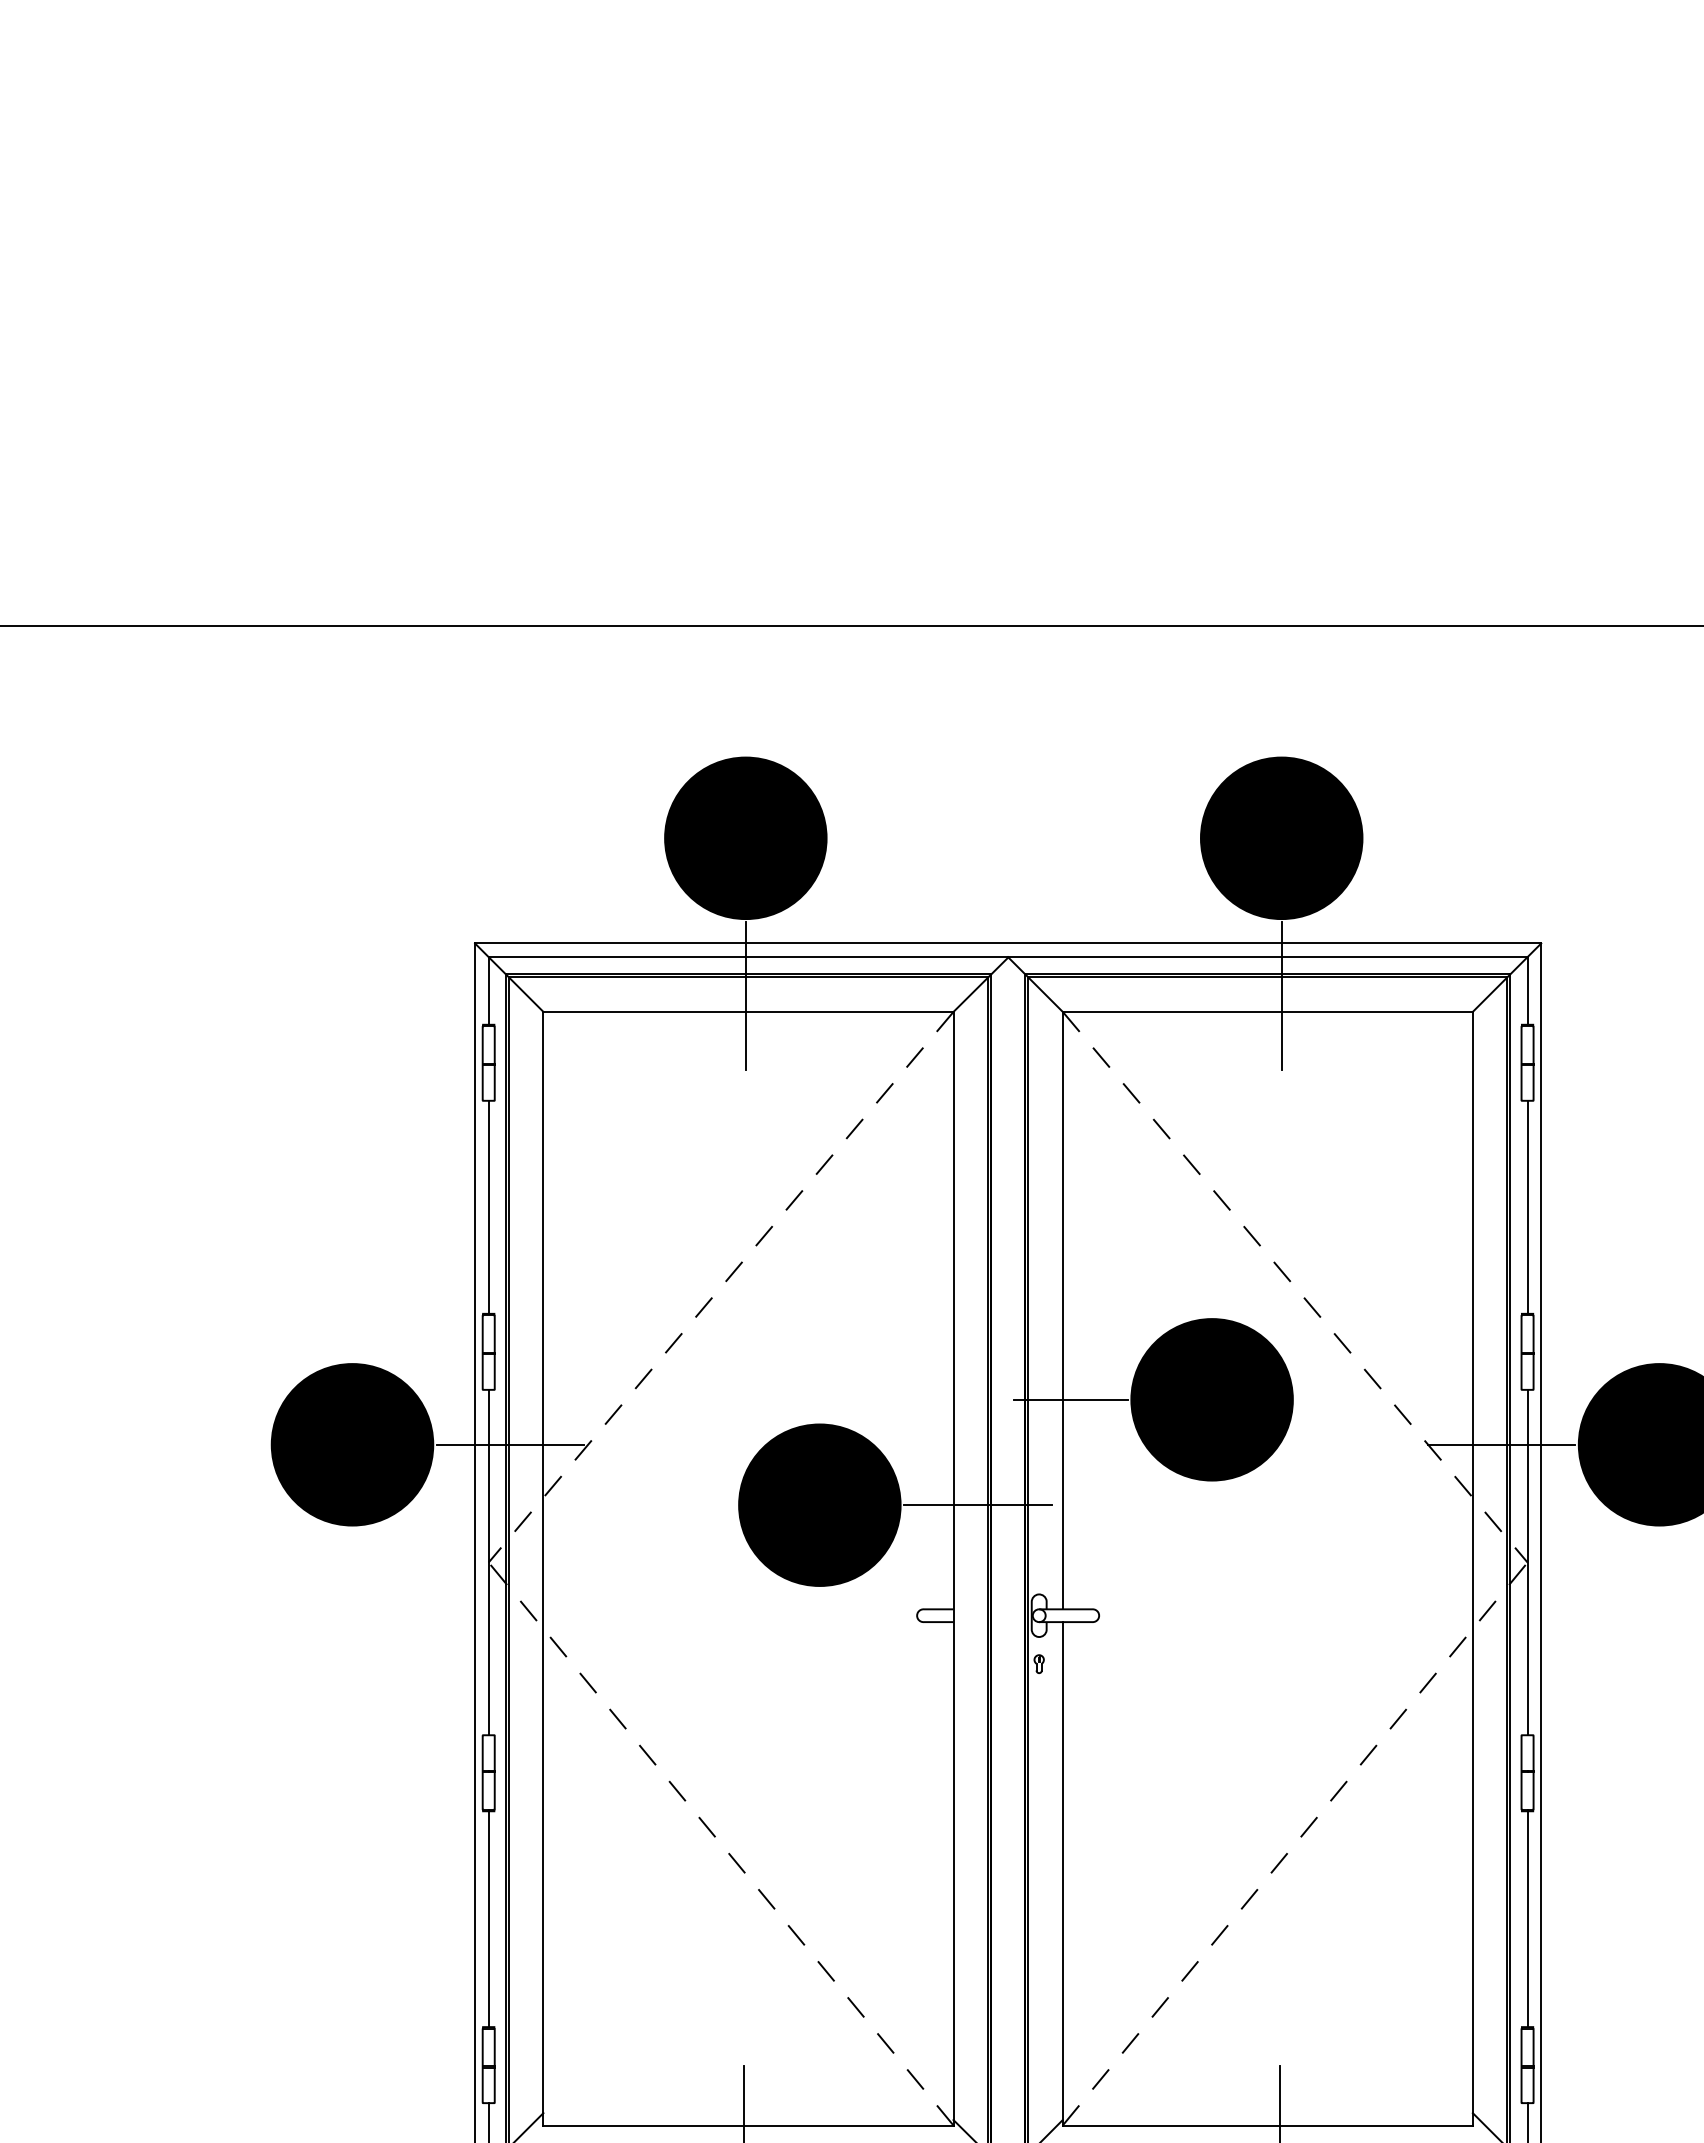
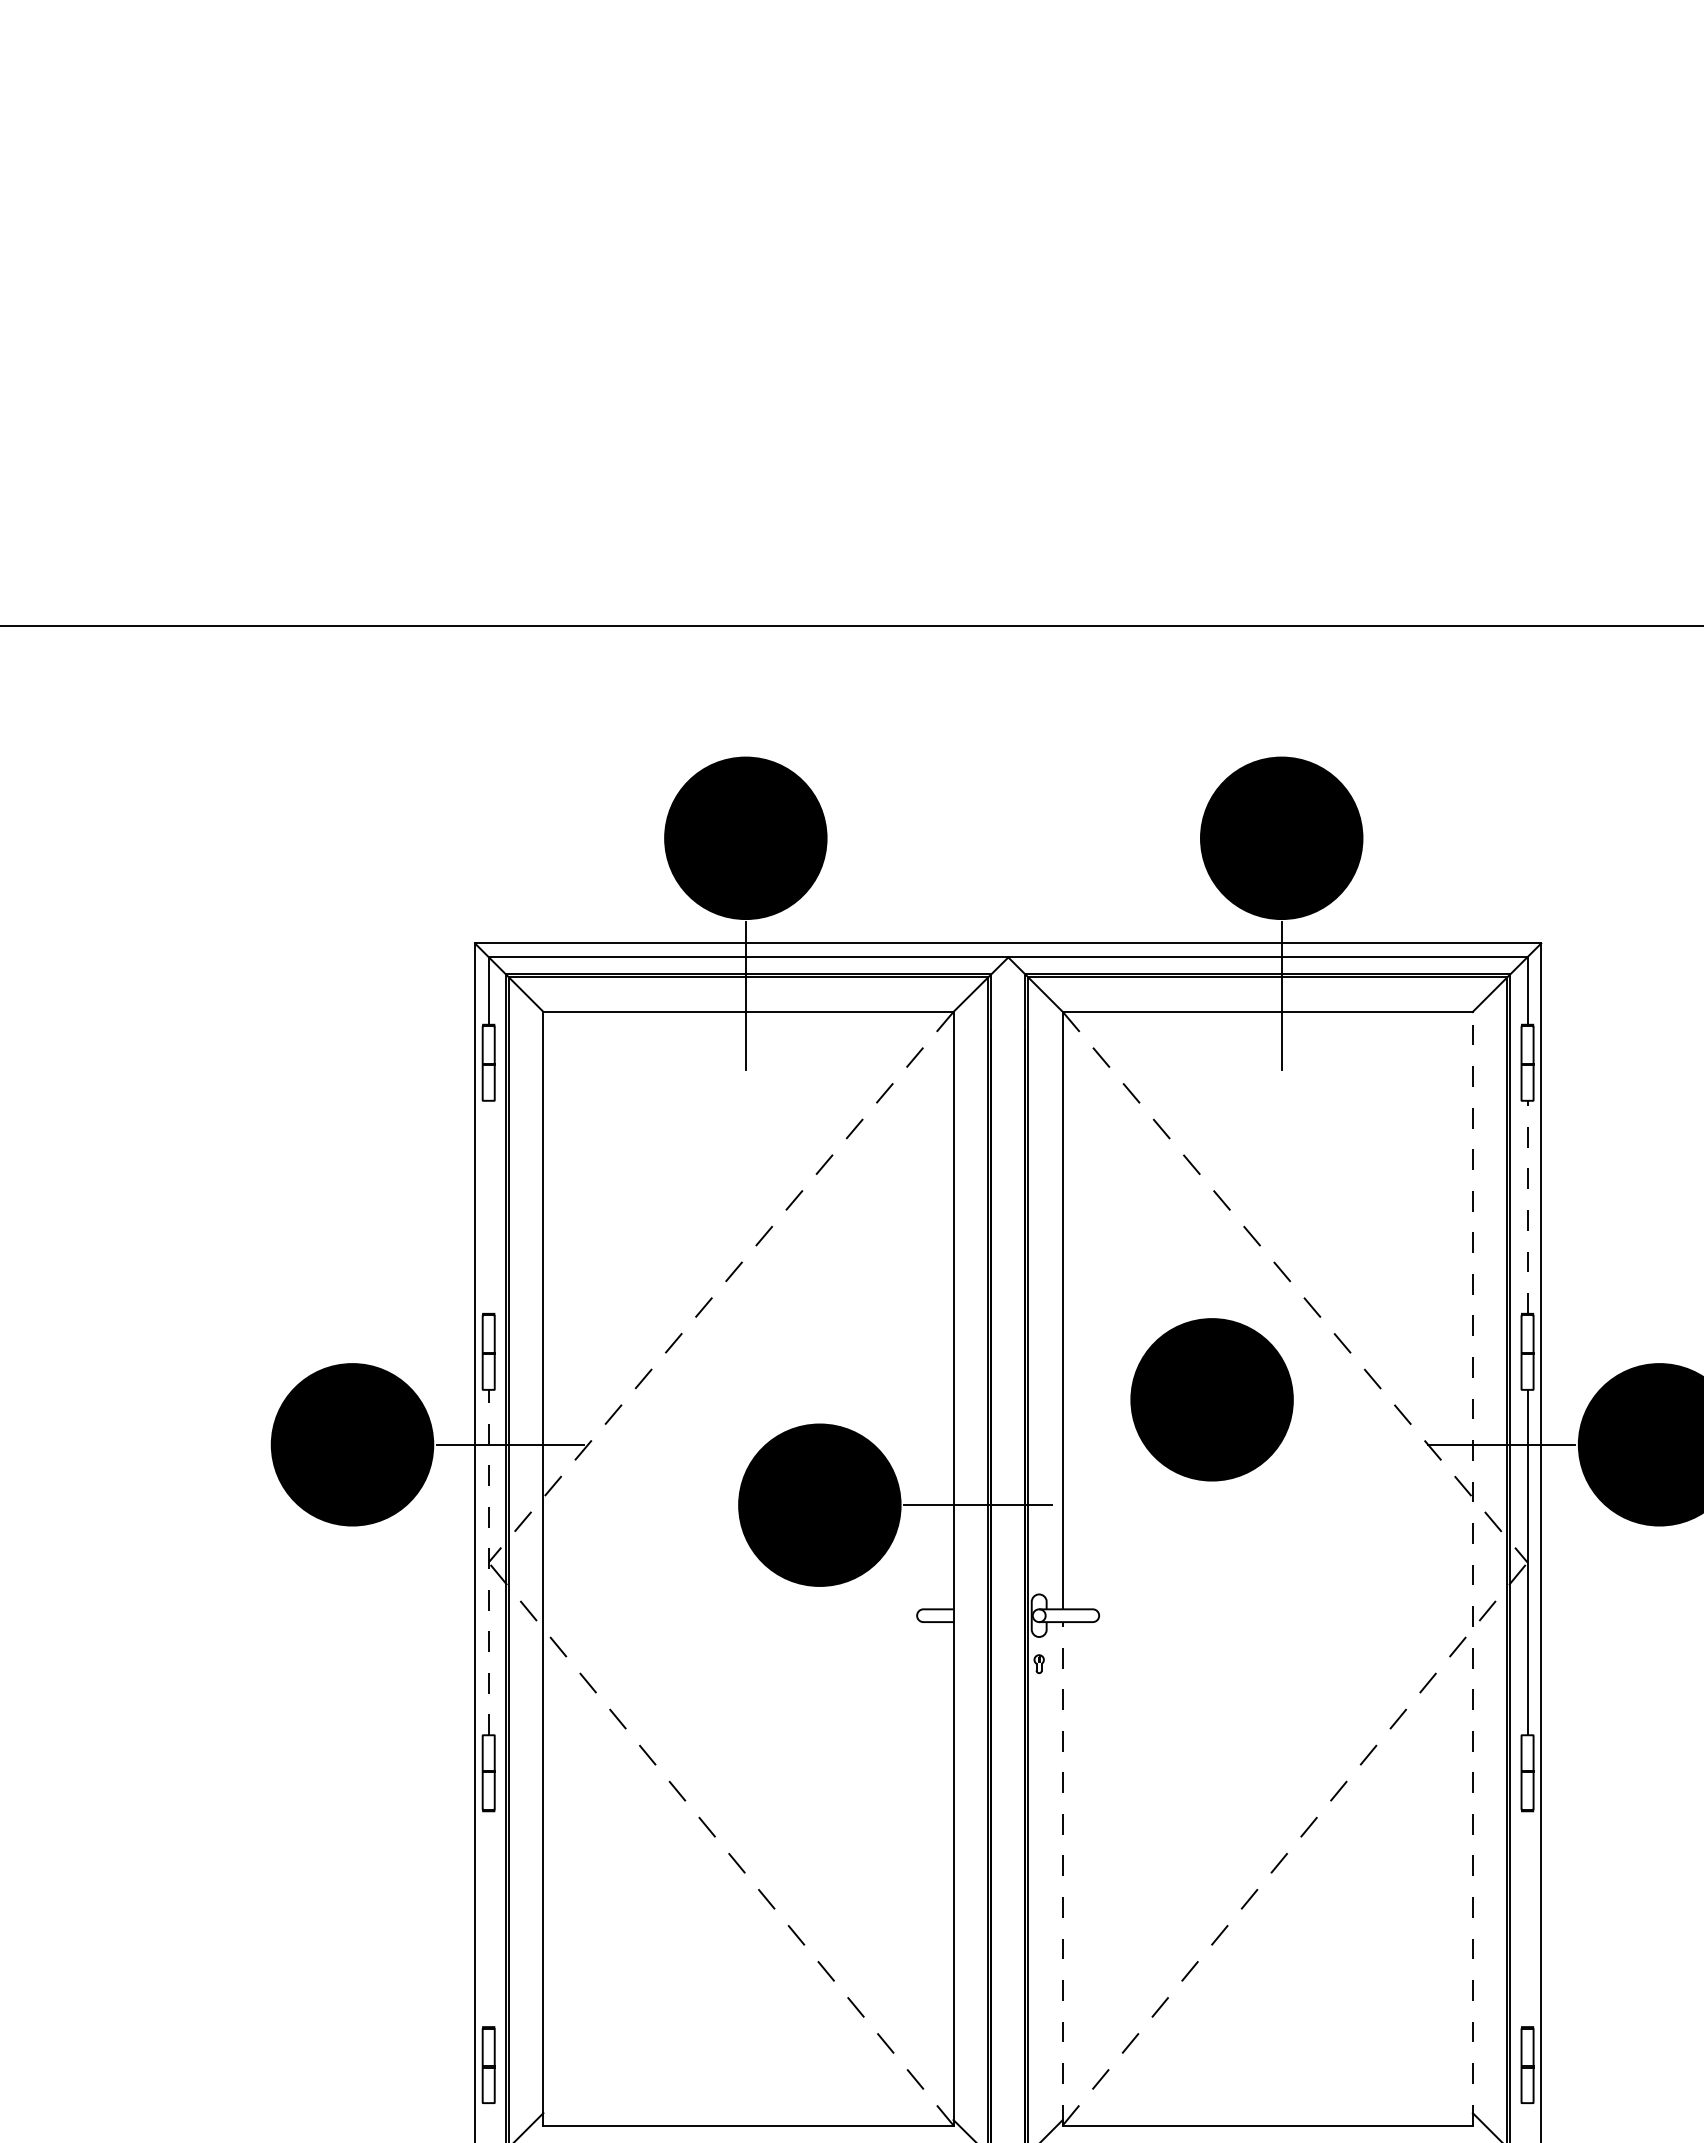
line: present -> none (488, 1206)
line: solid -> dashed (1527, 1207)
line: present -> none (1070, 1399)
line: solid -> dashed (488, 1562)
line: solid -> dashed (1472, 1568)
line: solid -> dashed (1062, 1873)
line: present -> none (488, 1918)
line: present -> none (1527, 1918)
line: present -> none (743, 2102)
line: present -> none (1279, 2102)
line: present -> none (488, 2121)
line: present -> none (1527, 2121)
